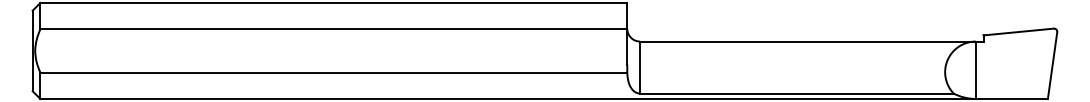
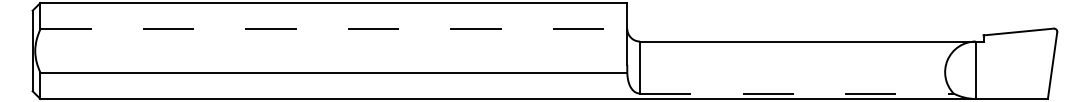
line: solid -> dashed (334, 29)
line: solid -> dashed (796, 93)
